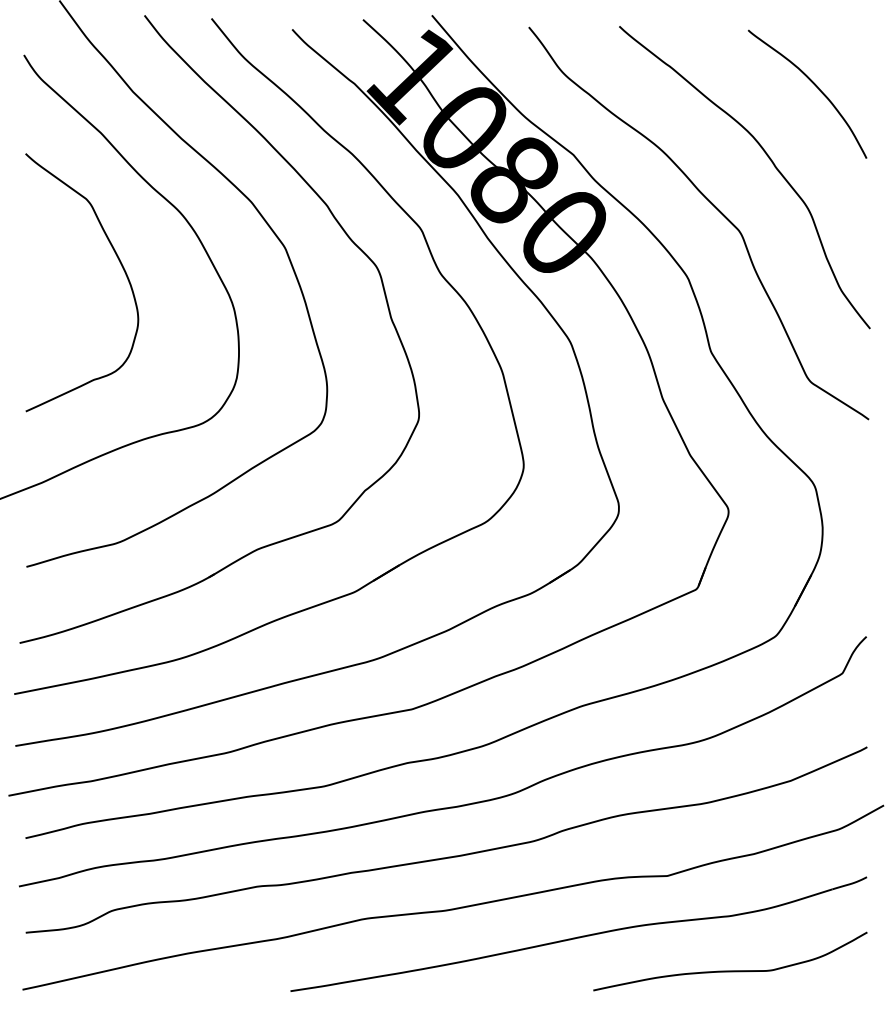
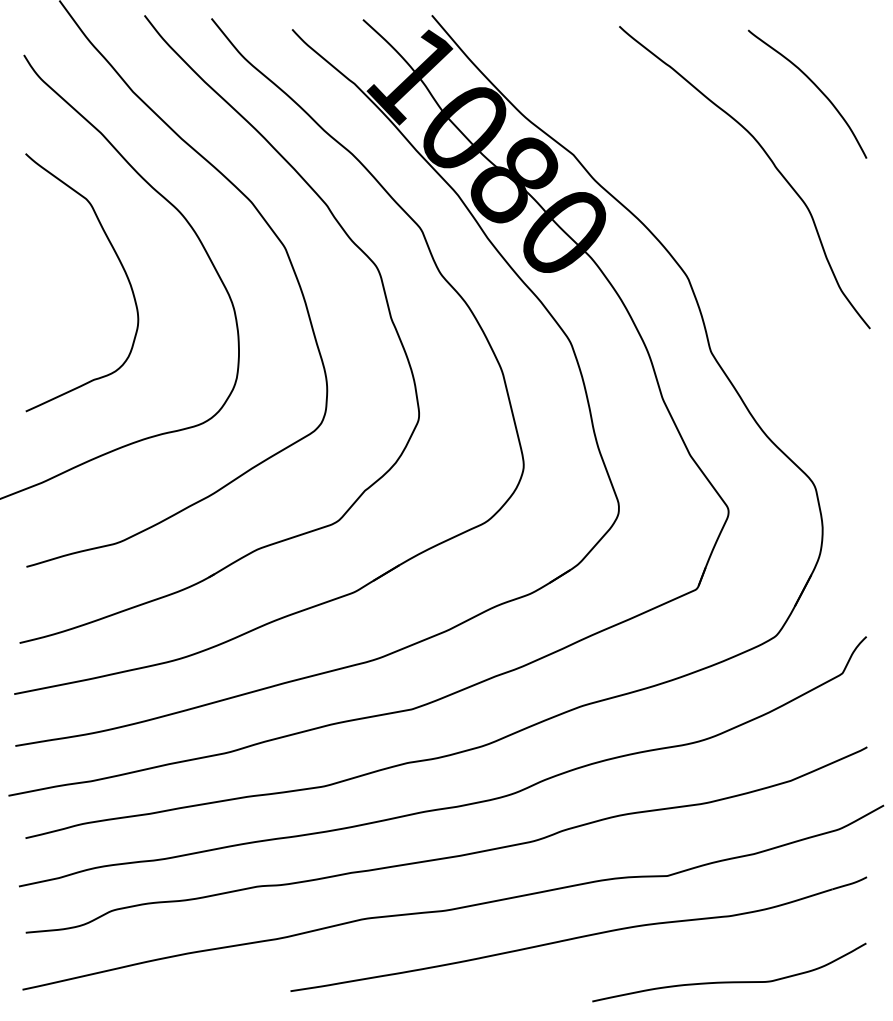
curve: present -> none (714, 207)
curve position: (730, 970) -> (729, 981) (729, 981)
